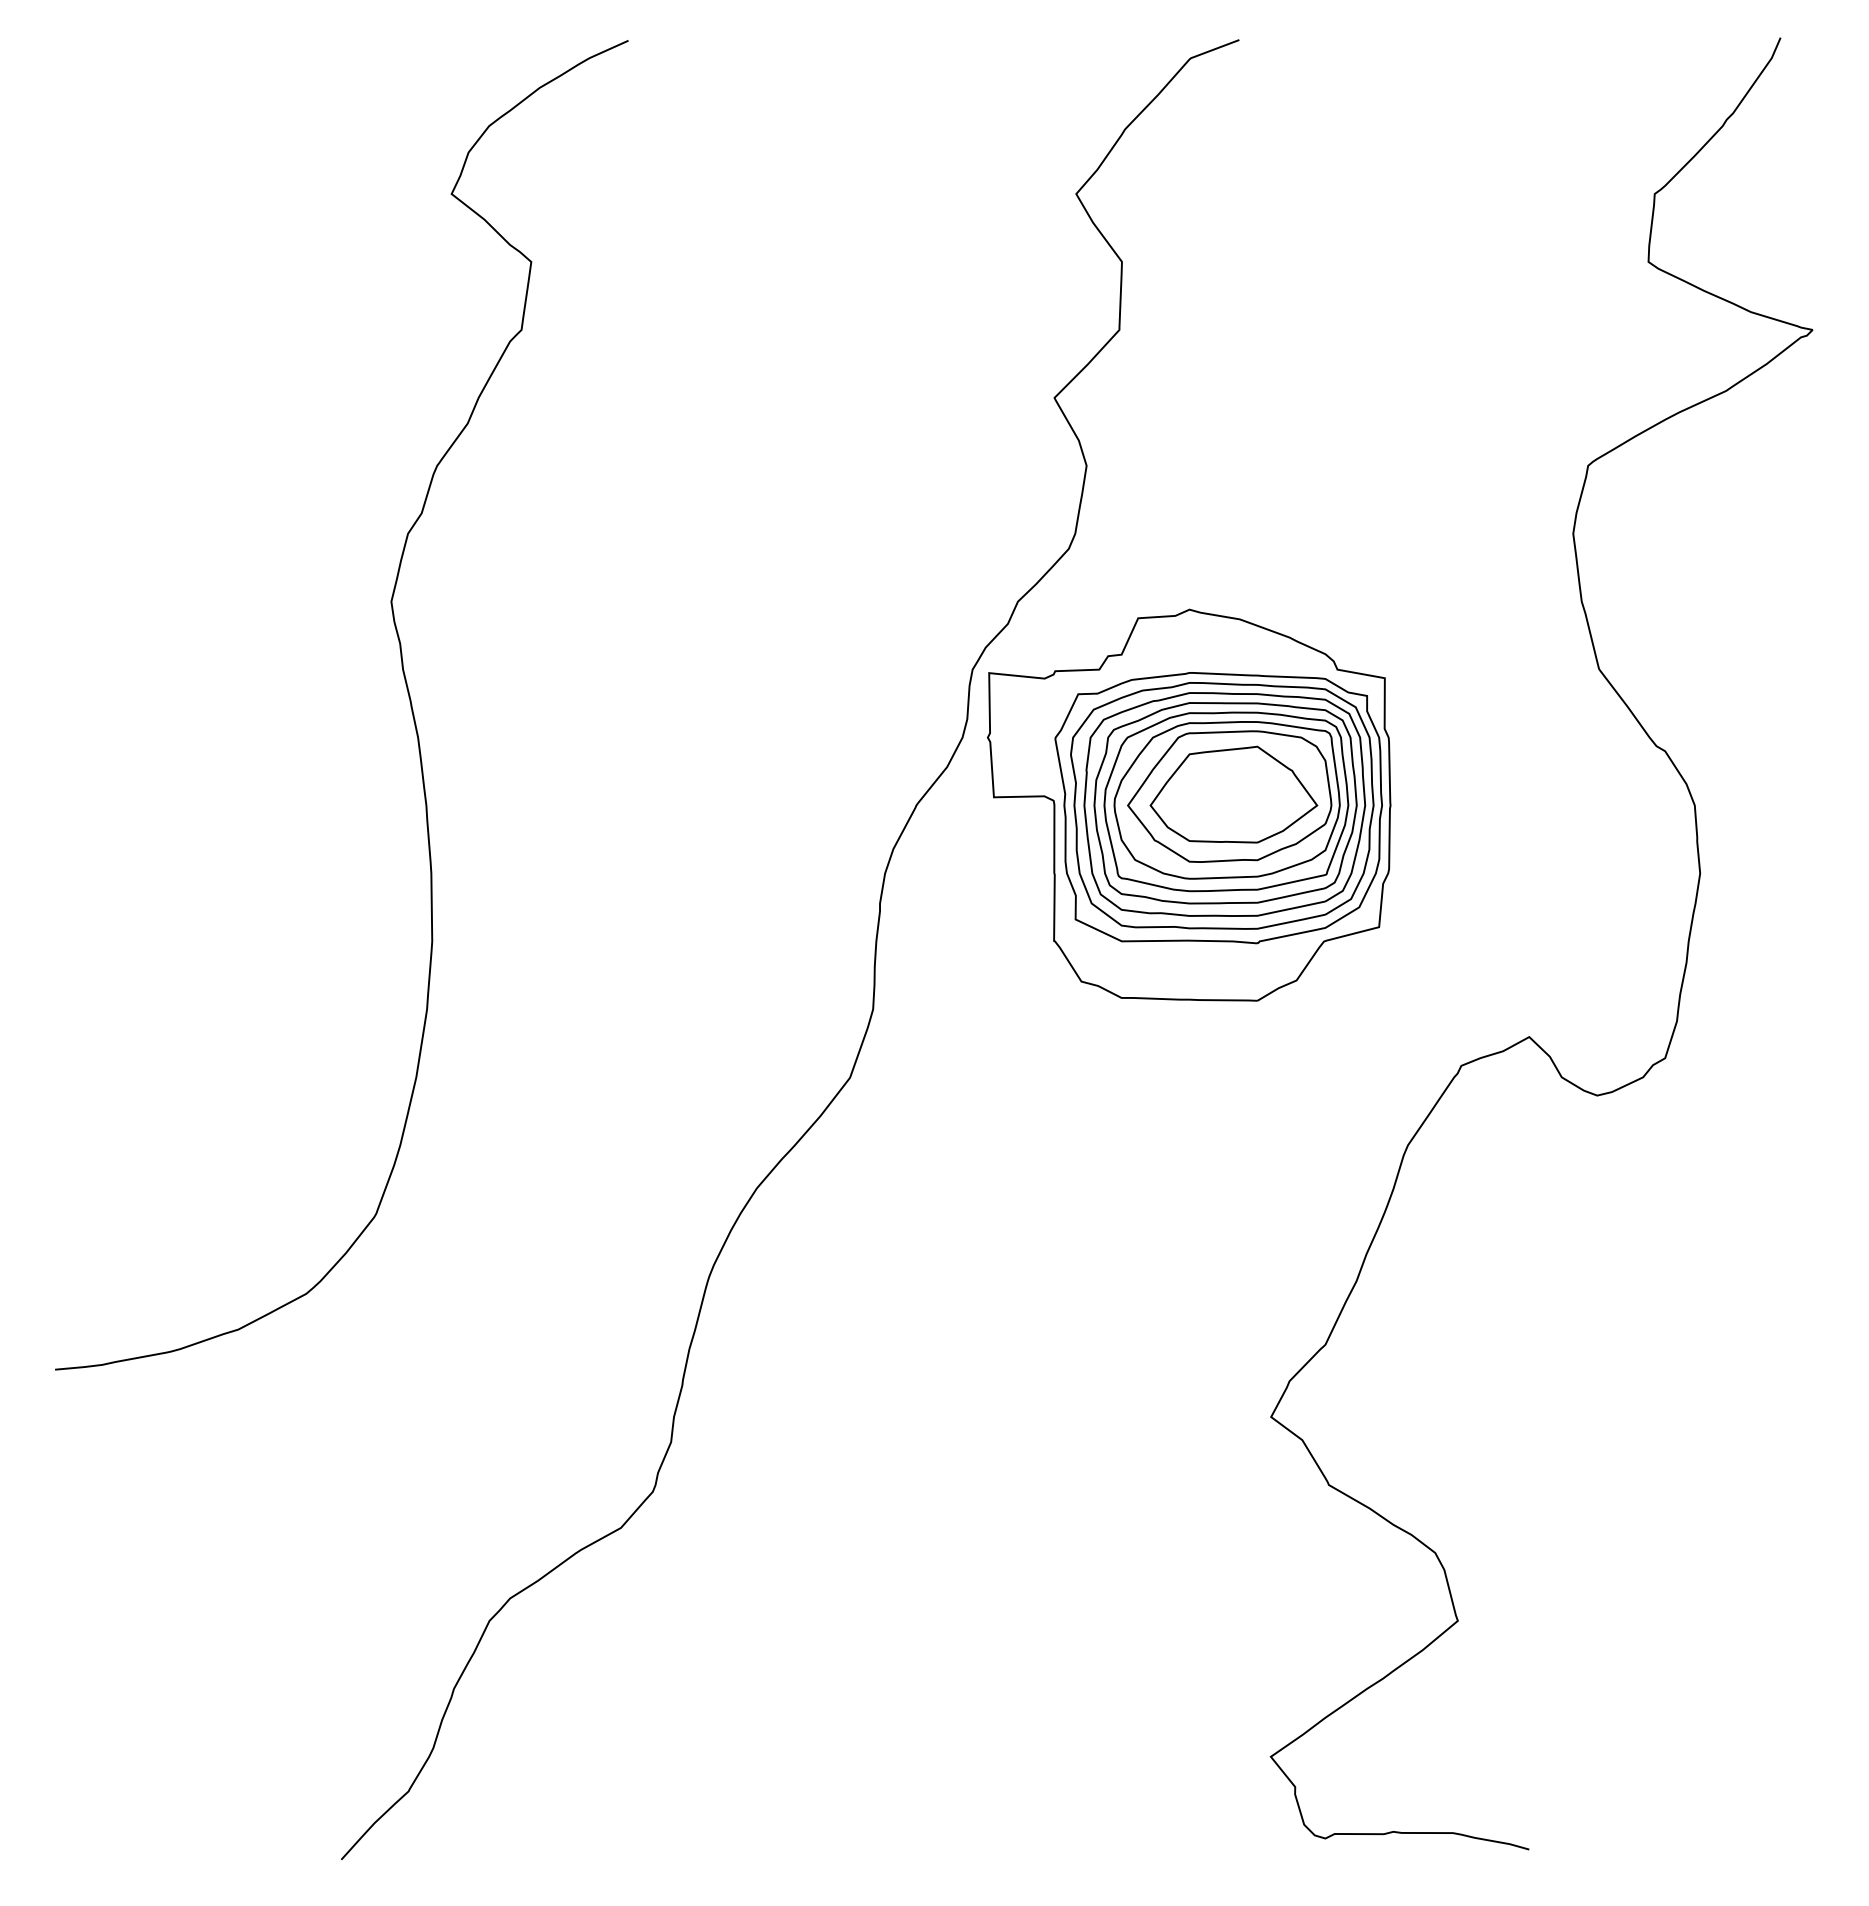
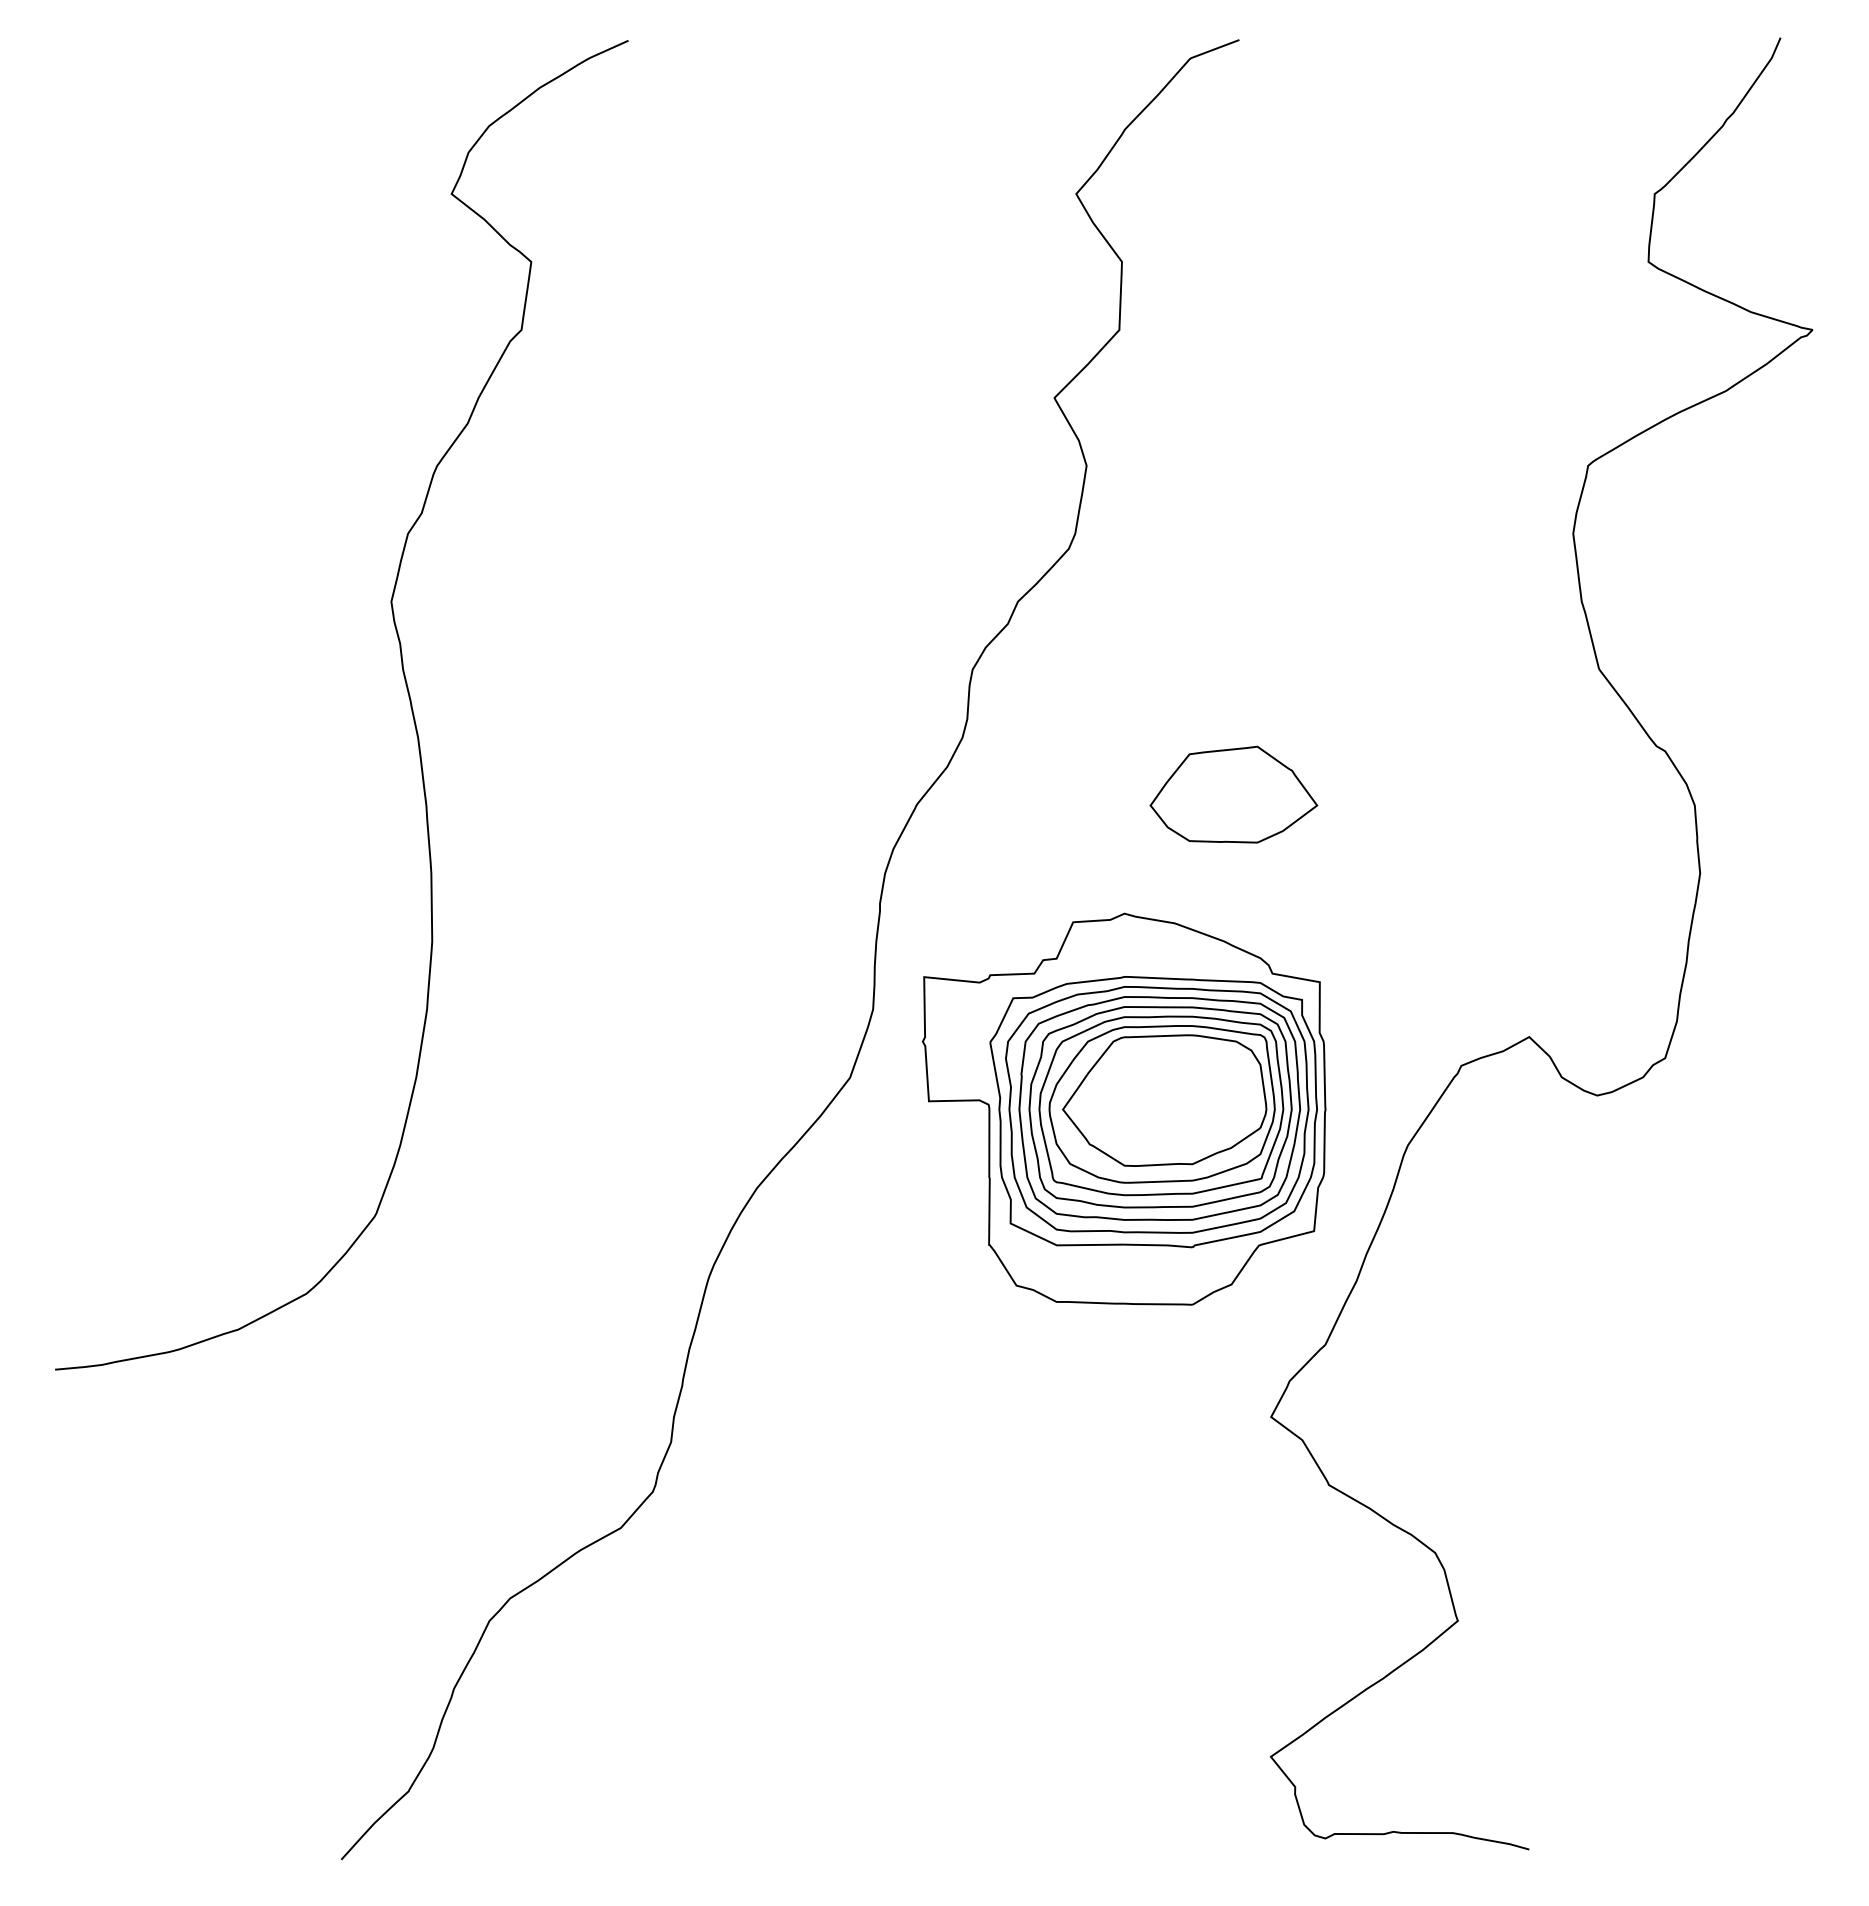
part position: (1189, 804) -> (1124, 1108) (1124, 1108)
